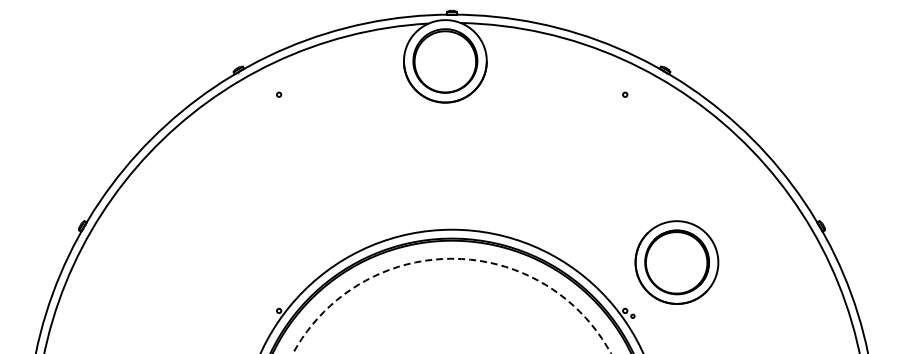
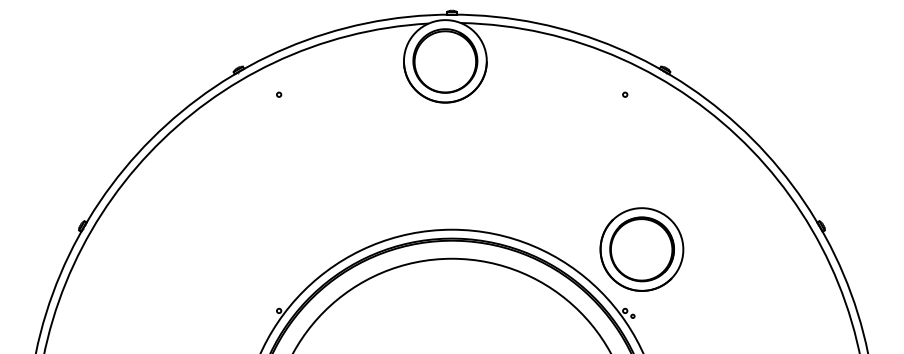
part position: (676, 262) -> (641, 249) (641, 249)
circle: dashed -> solid (451, 305)
